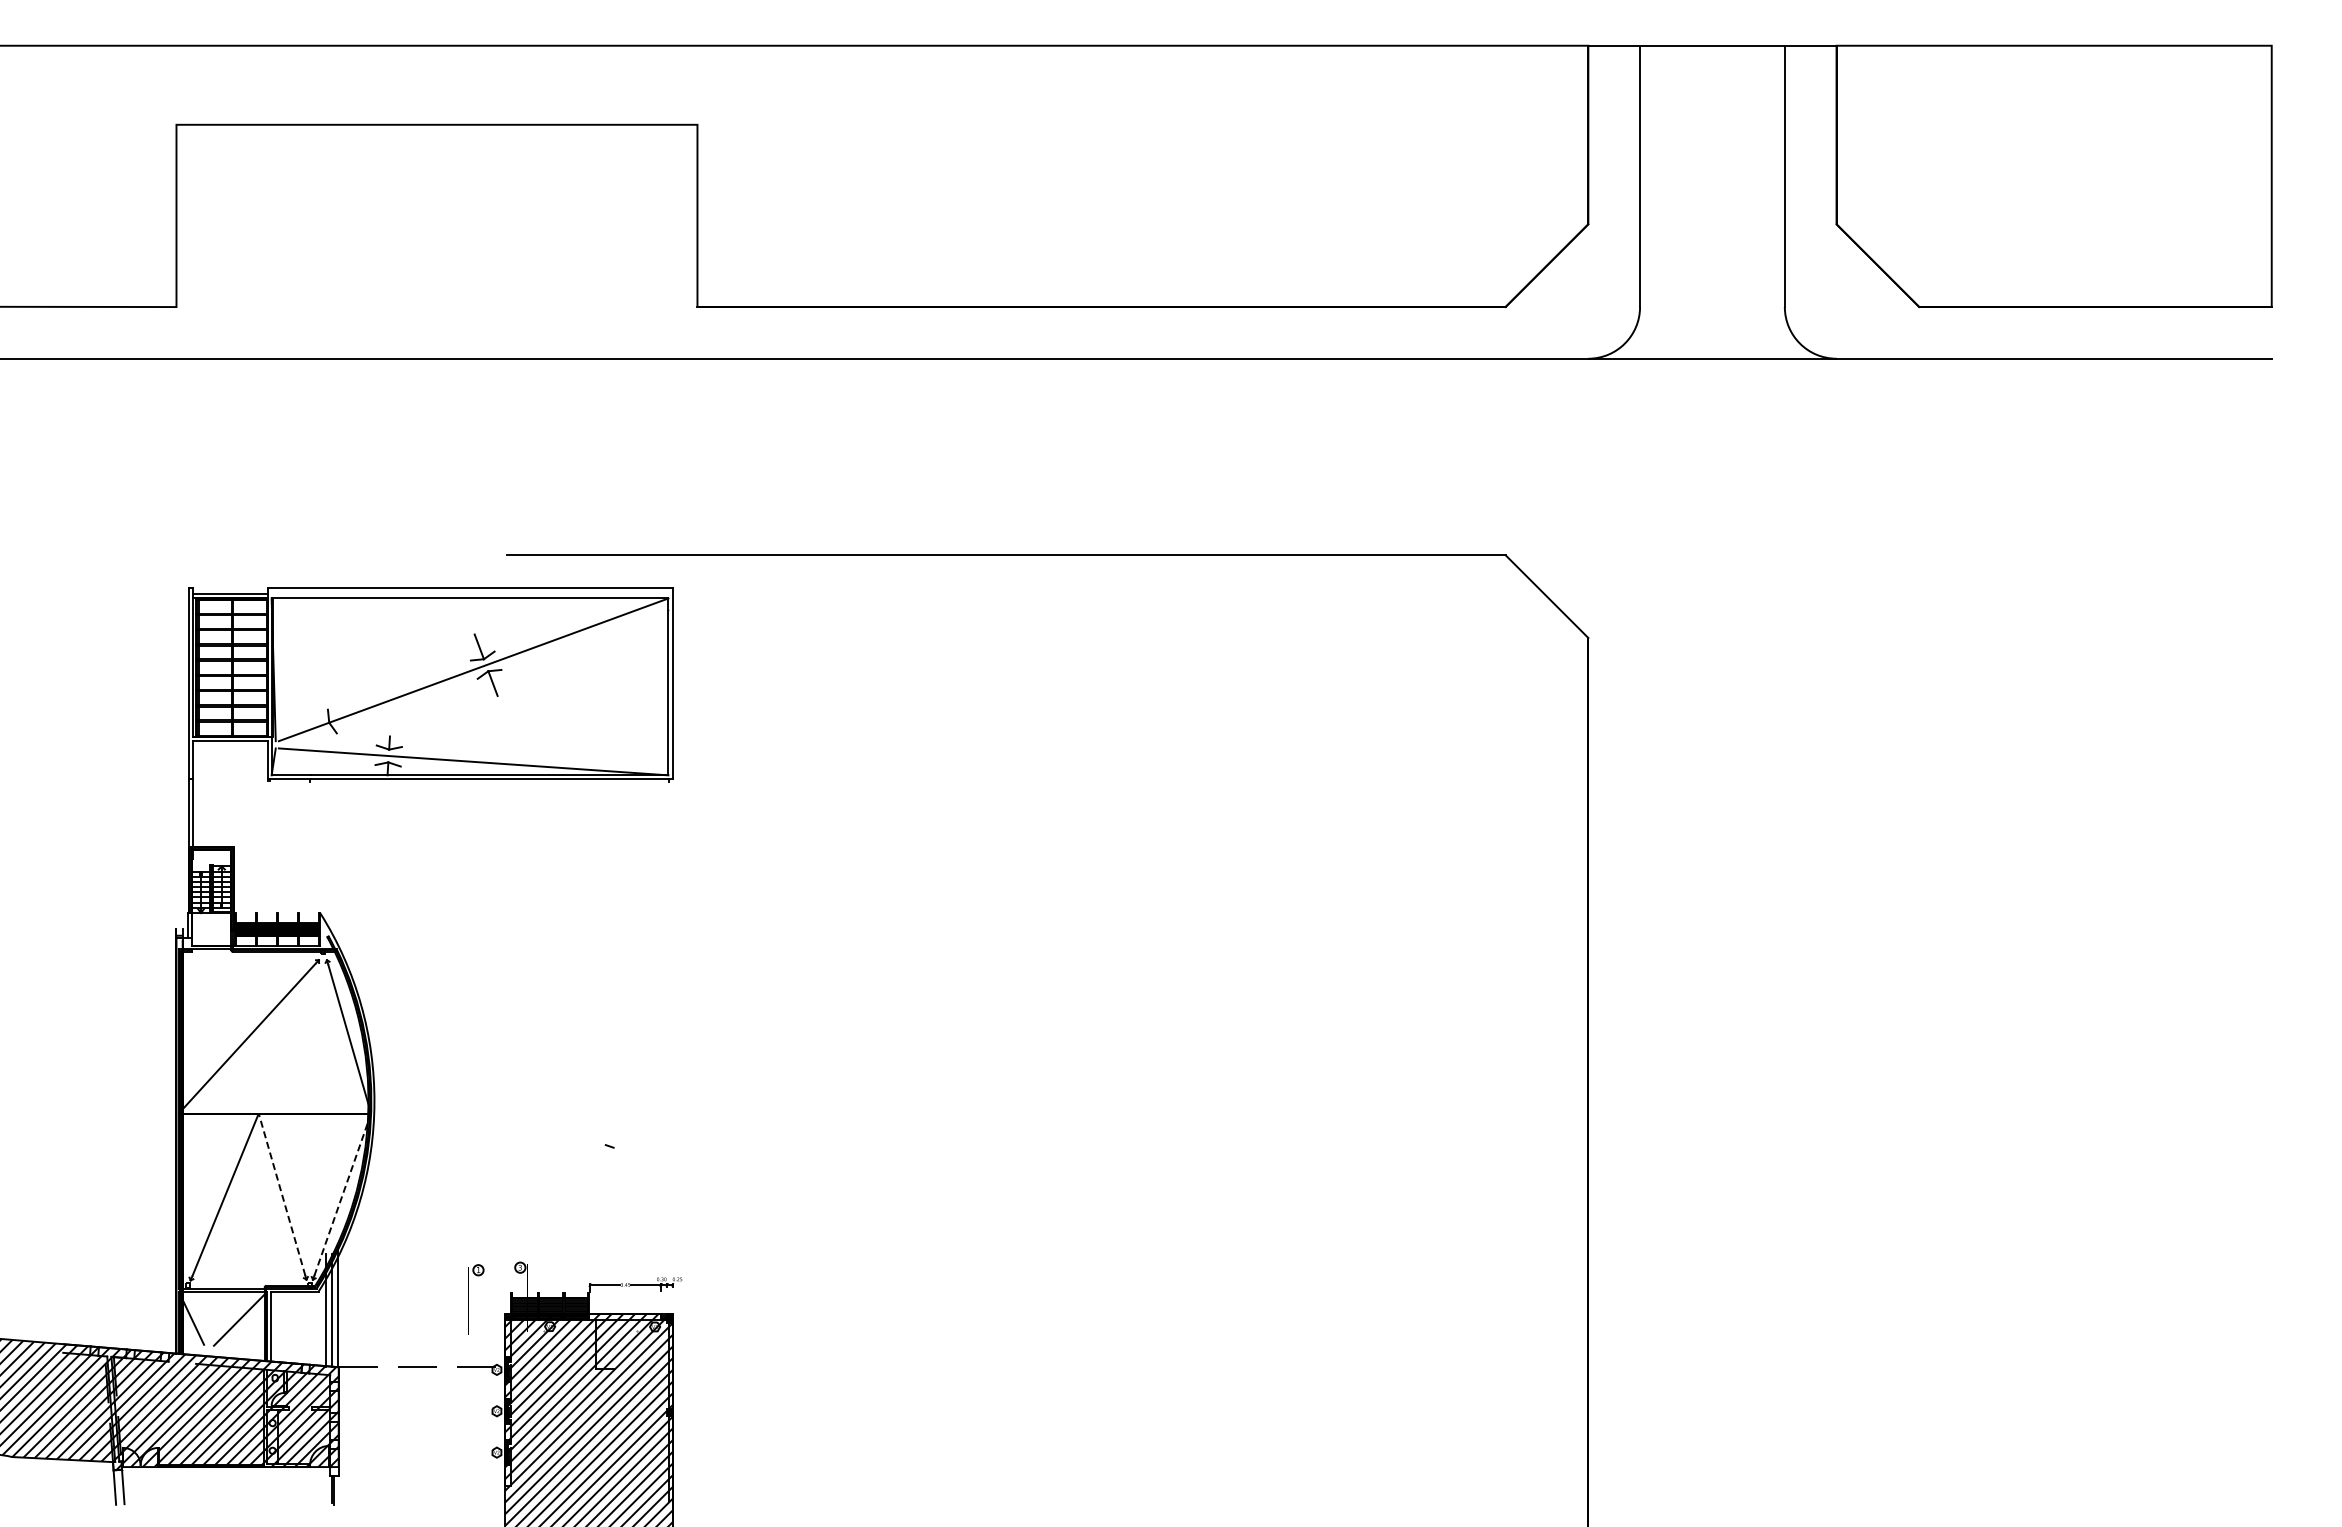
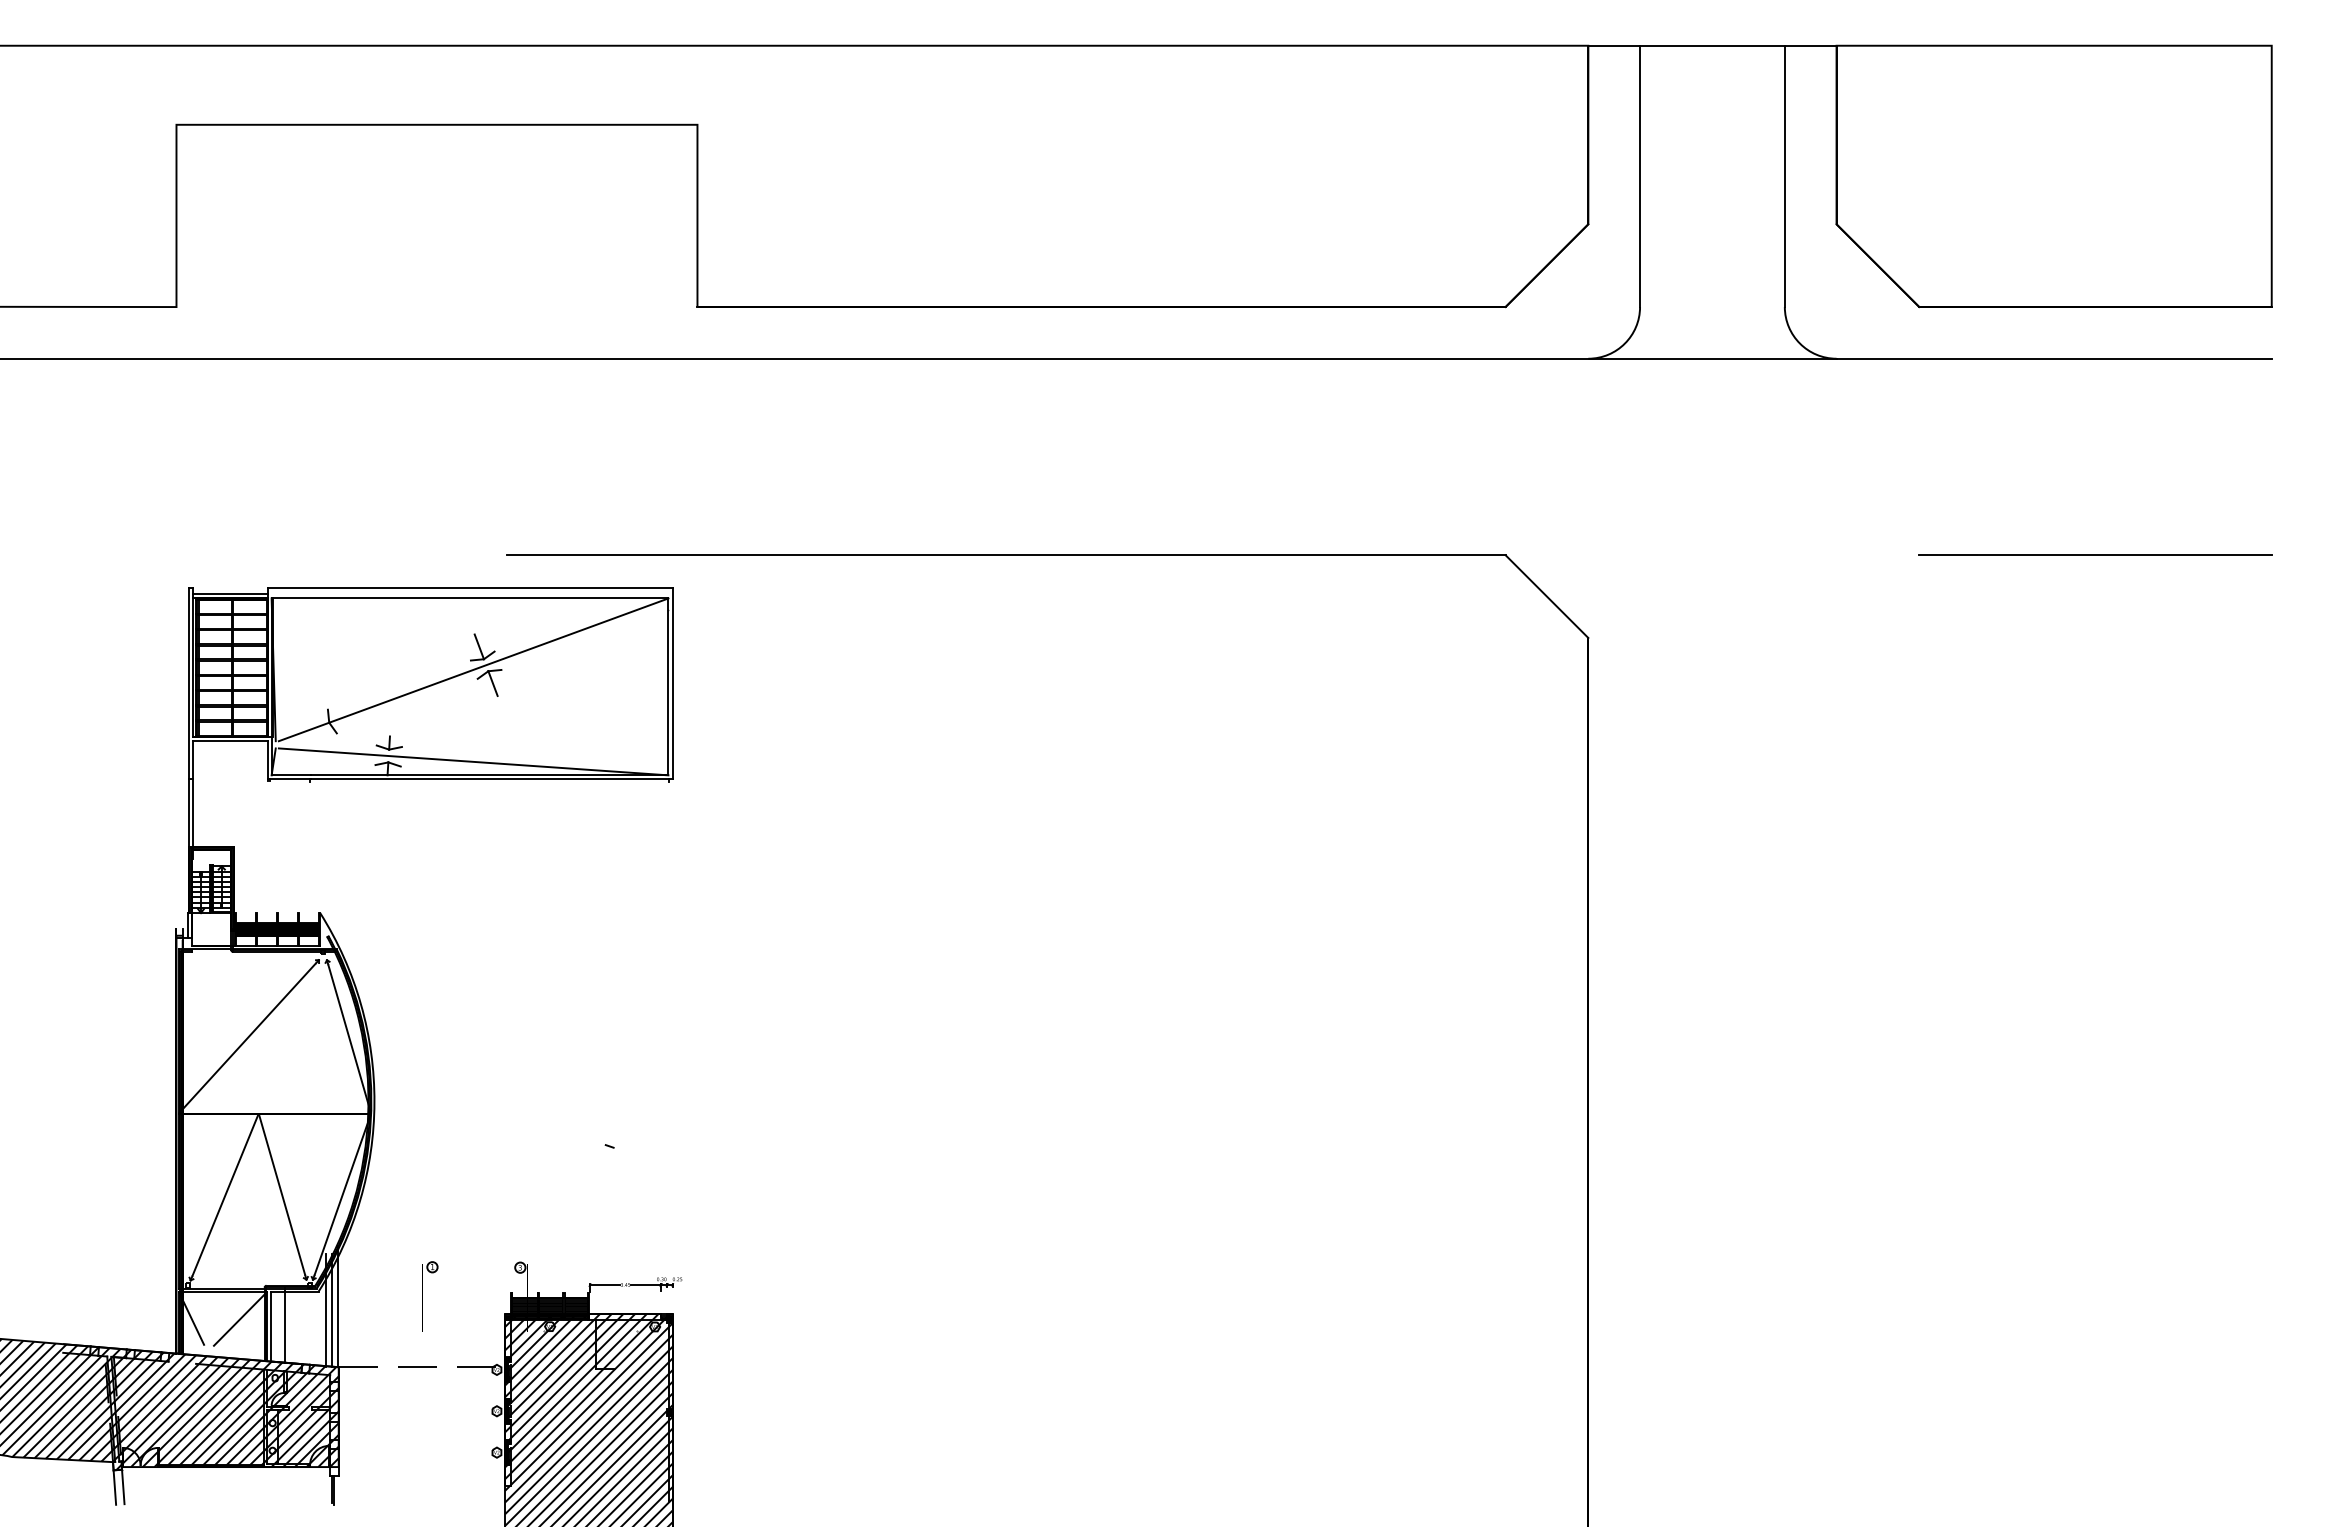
line: none -> present (2095, 554)
line: dashed -> solid (281, 1194)
line: dashed -> solid (342, 1194)
part position: (468, 1299) -> (422, 1296) (422, 1296)
line: none -> present (285, 1324)
